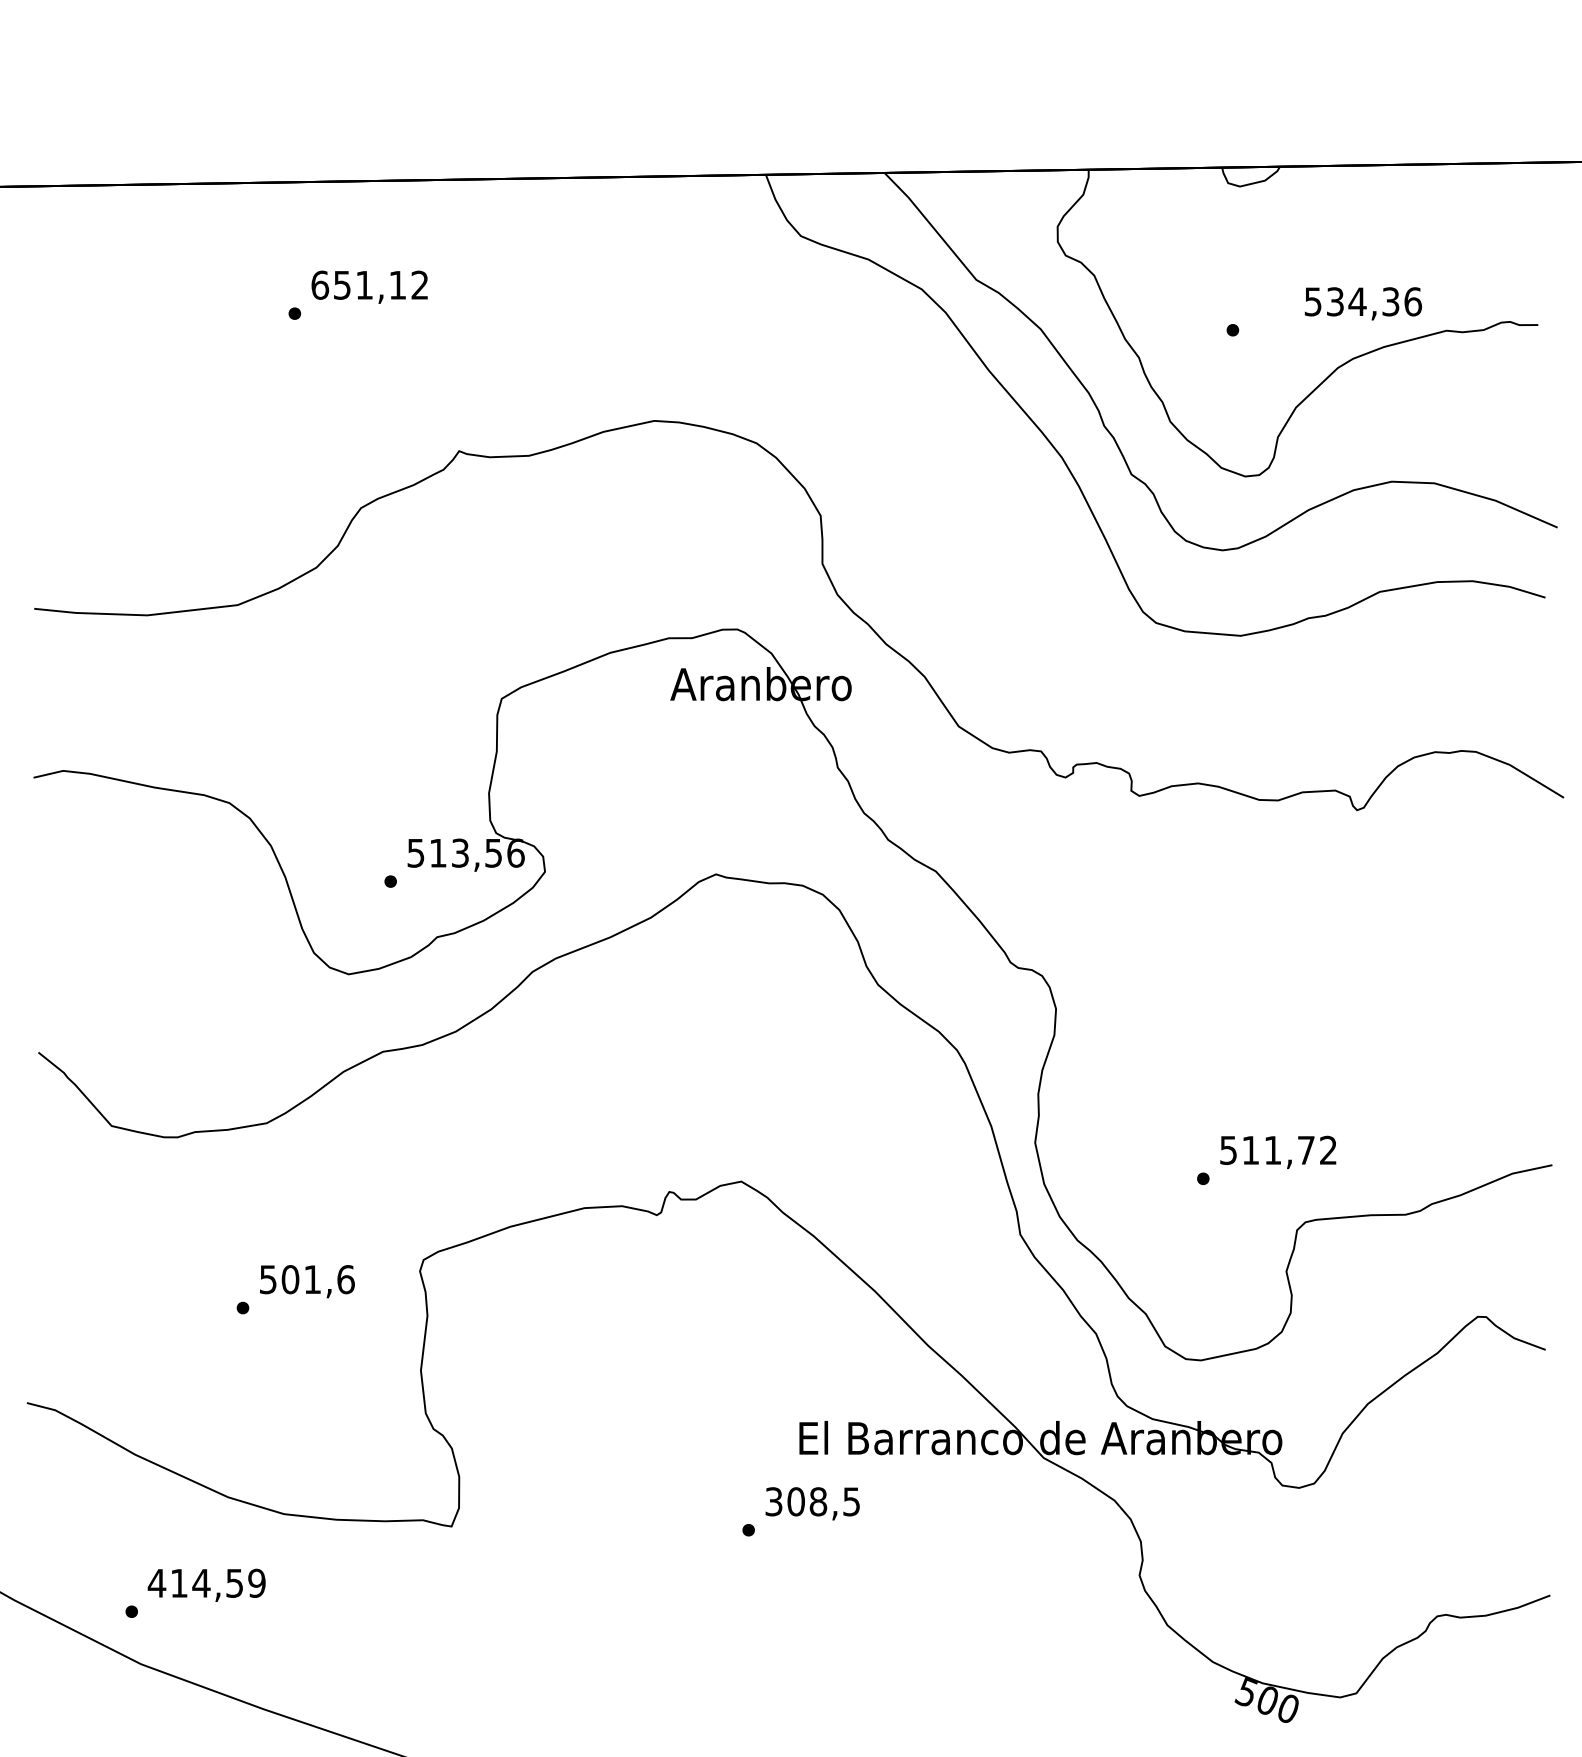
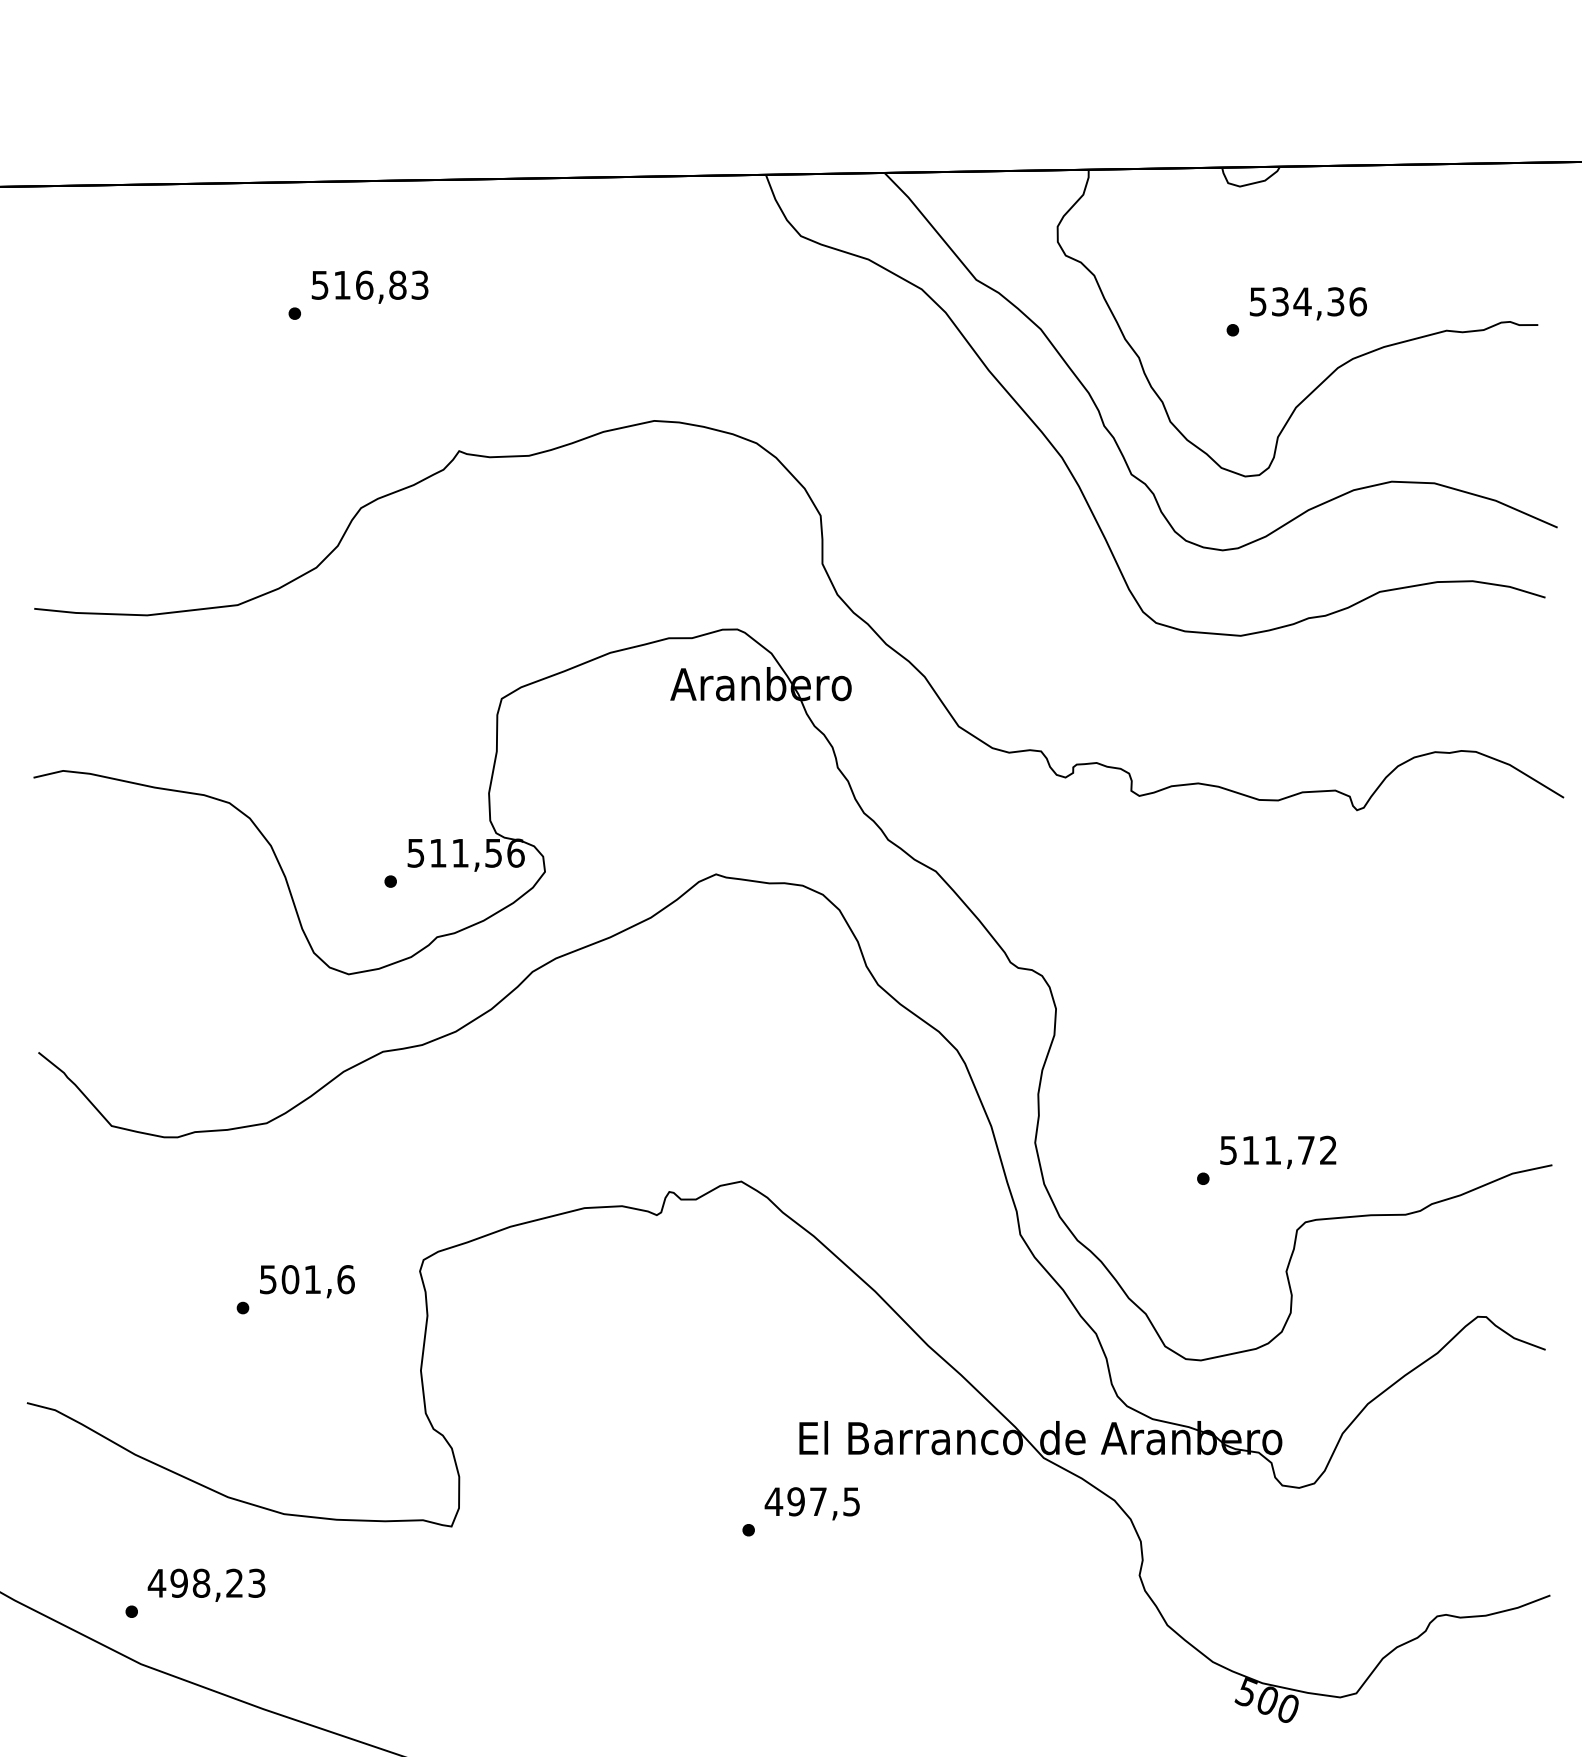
text: 651,12 -> 516,83 (369, 284)
text position: (1362, 303) -> (1307, 303) (1307, 303)
text: 513,56 -> 511,56 (460, 852)
text: 308,5 -> 497,5 (795, 1501)
text: 414,59 -> 498,23 (217, 1582)
